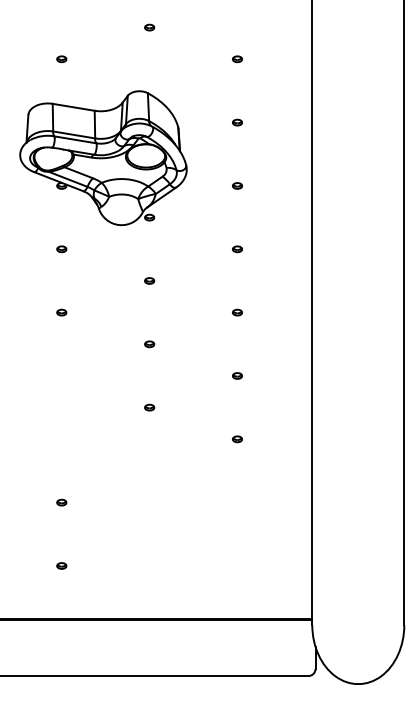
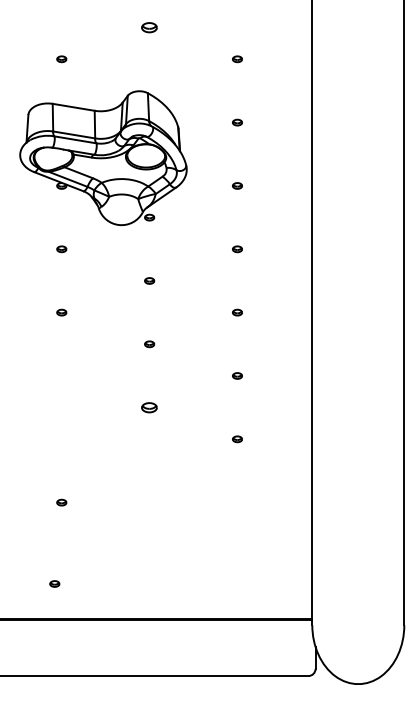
part size: 12x9 px -> 17x12 px (149, 27)
part size: 12x9 px -> 17x12 px (149, 407)
part position: (61, 565) -> (54, 583) (54, 583)
